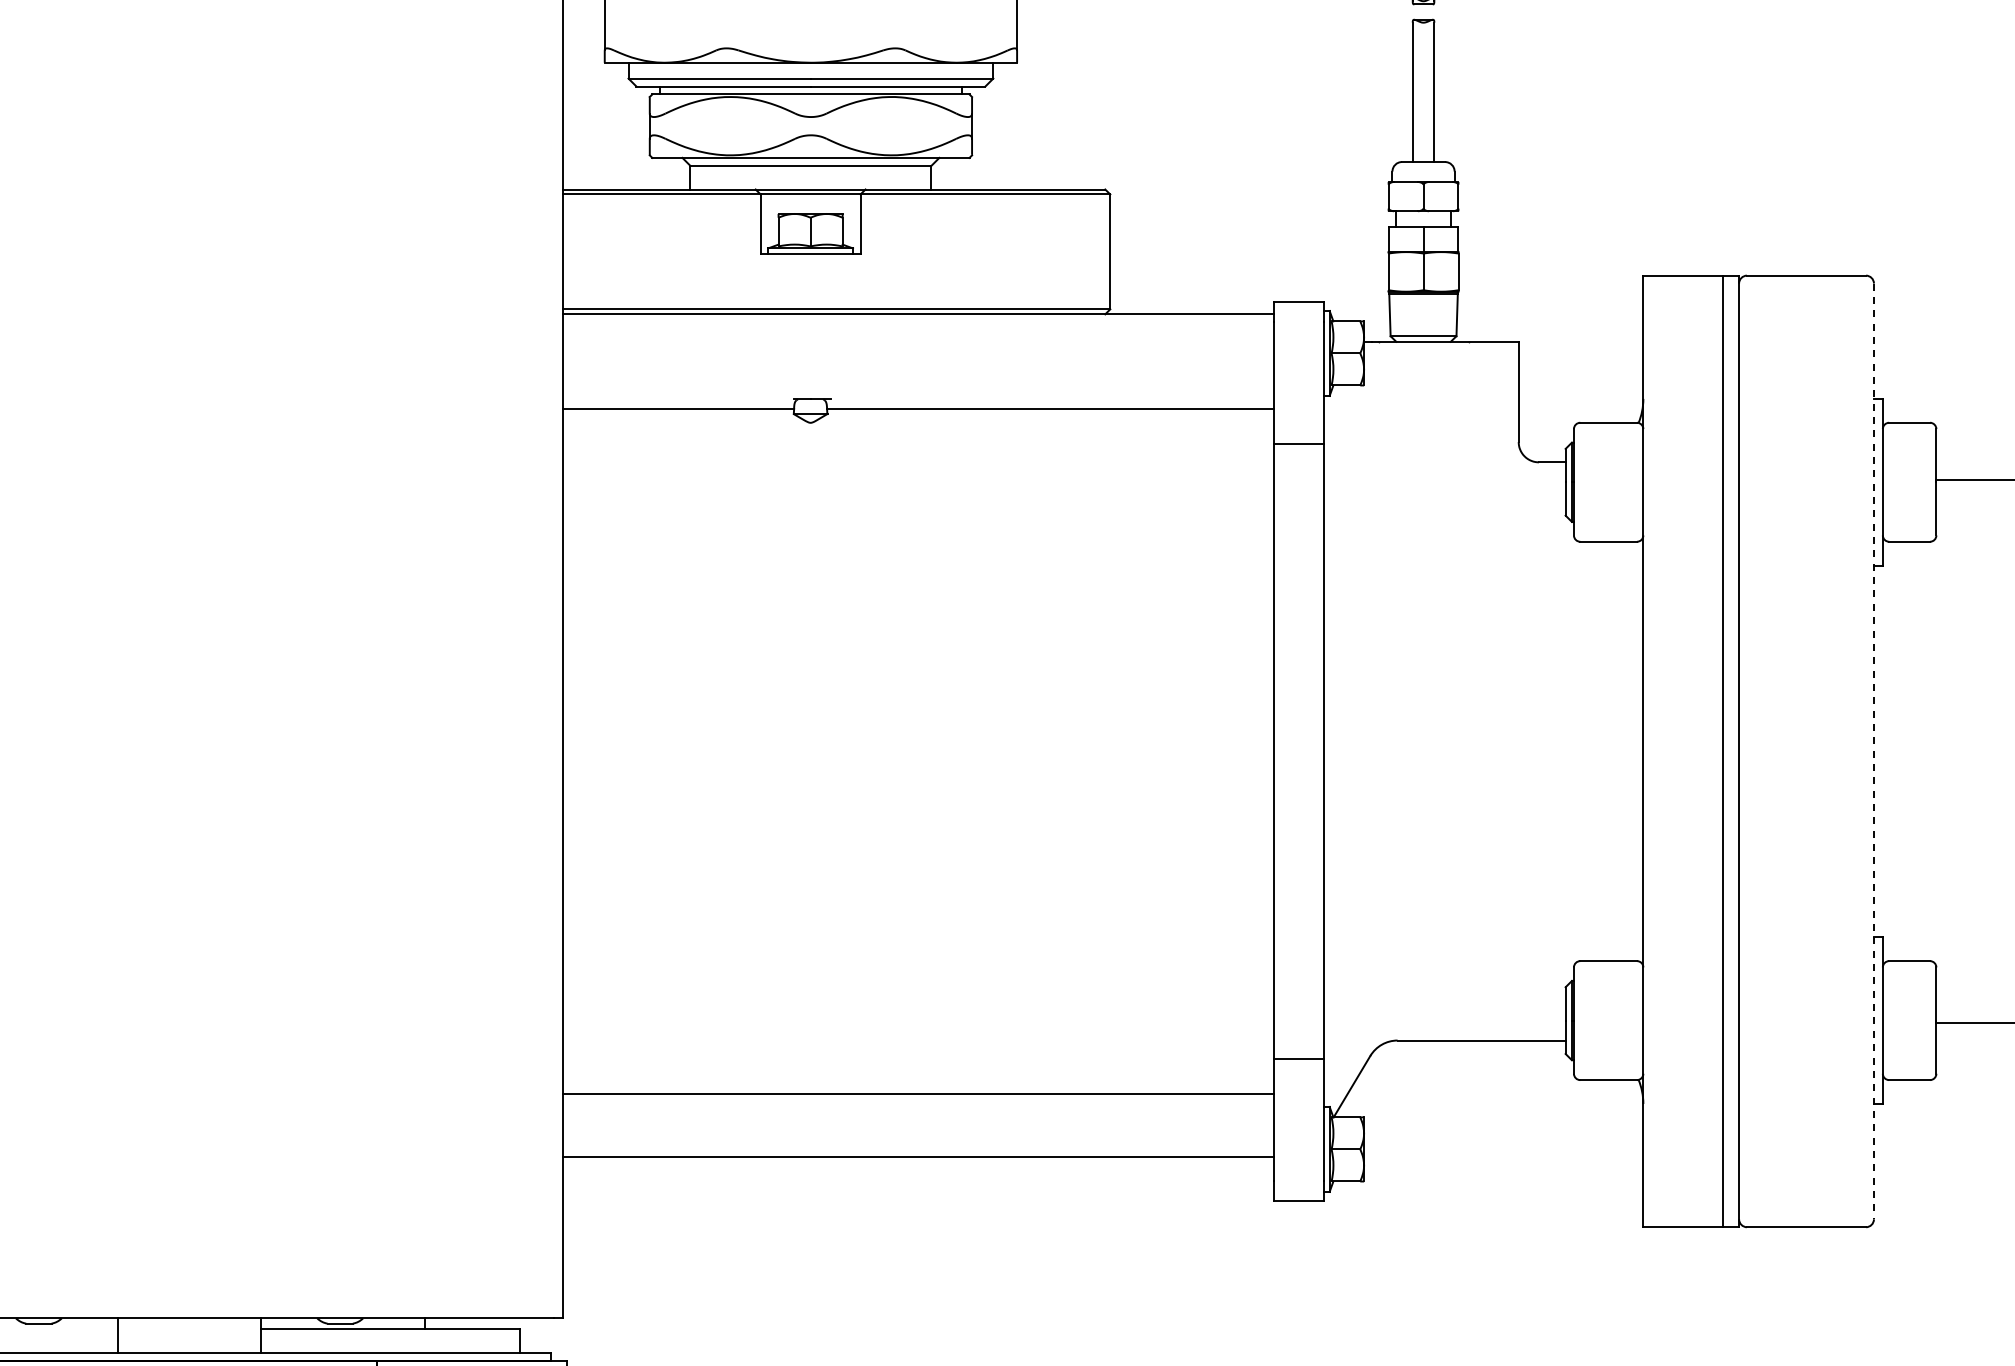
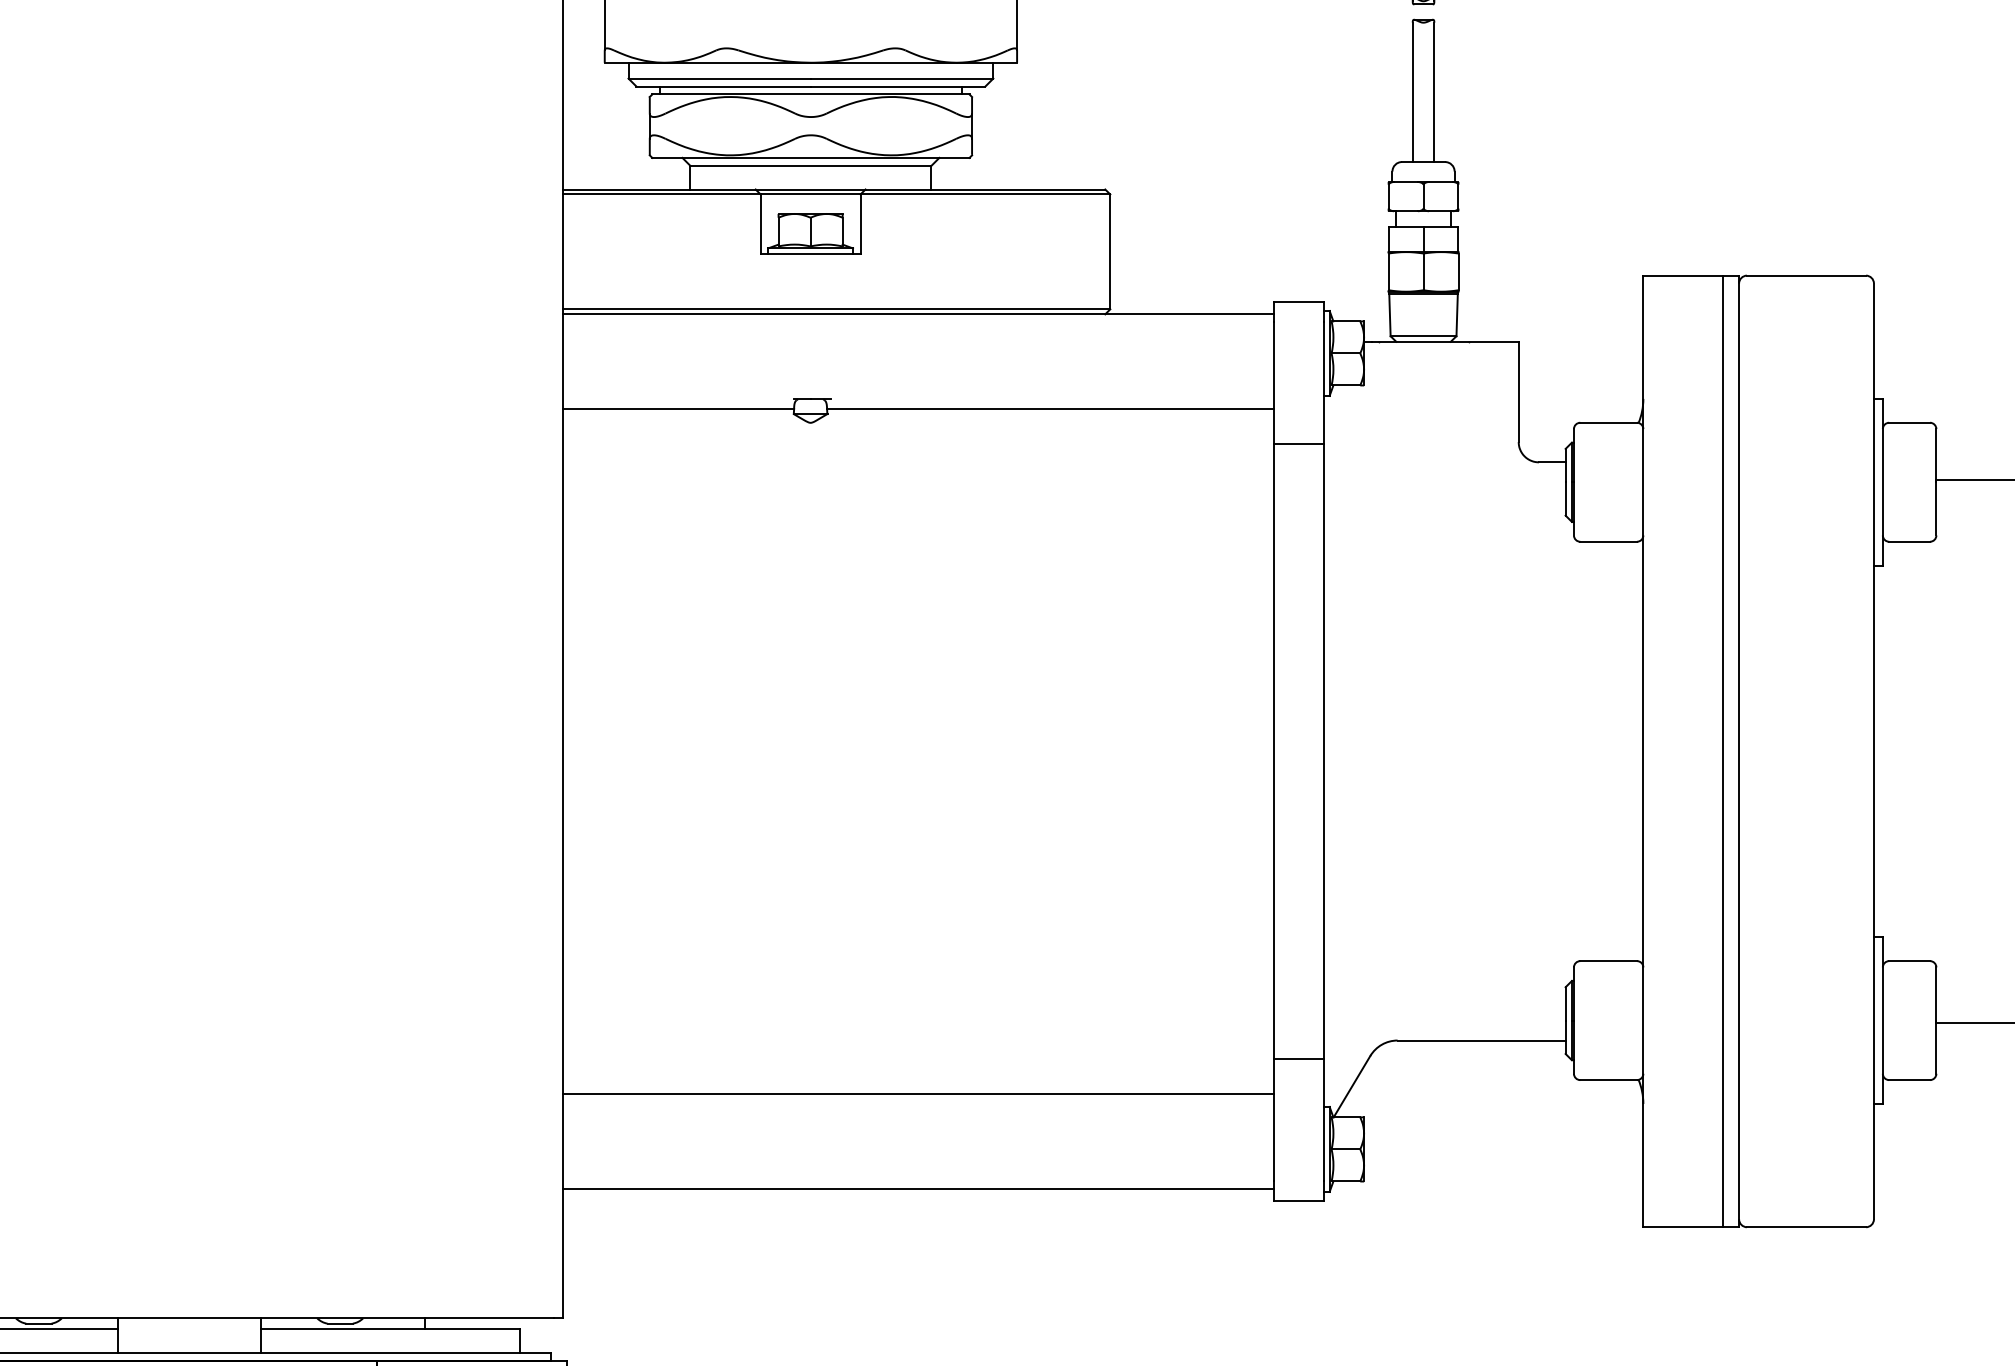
line: dashed -> solid (1873, 751)
line position: (917, 1156) -> (917, 1188) (917, 1188)
line: none -> present (60, 1329)
